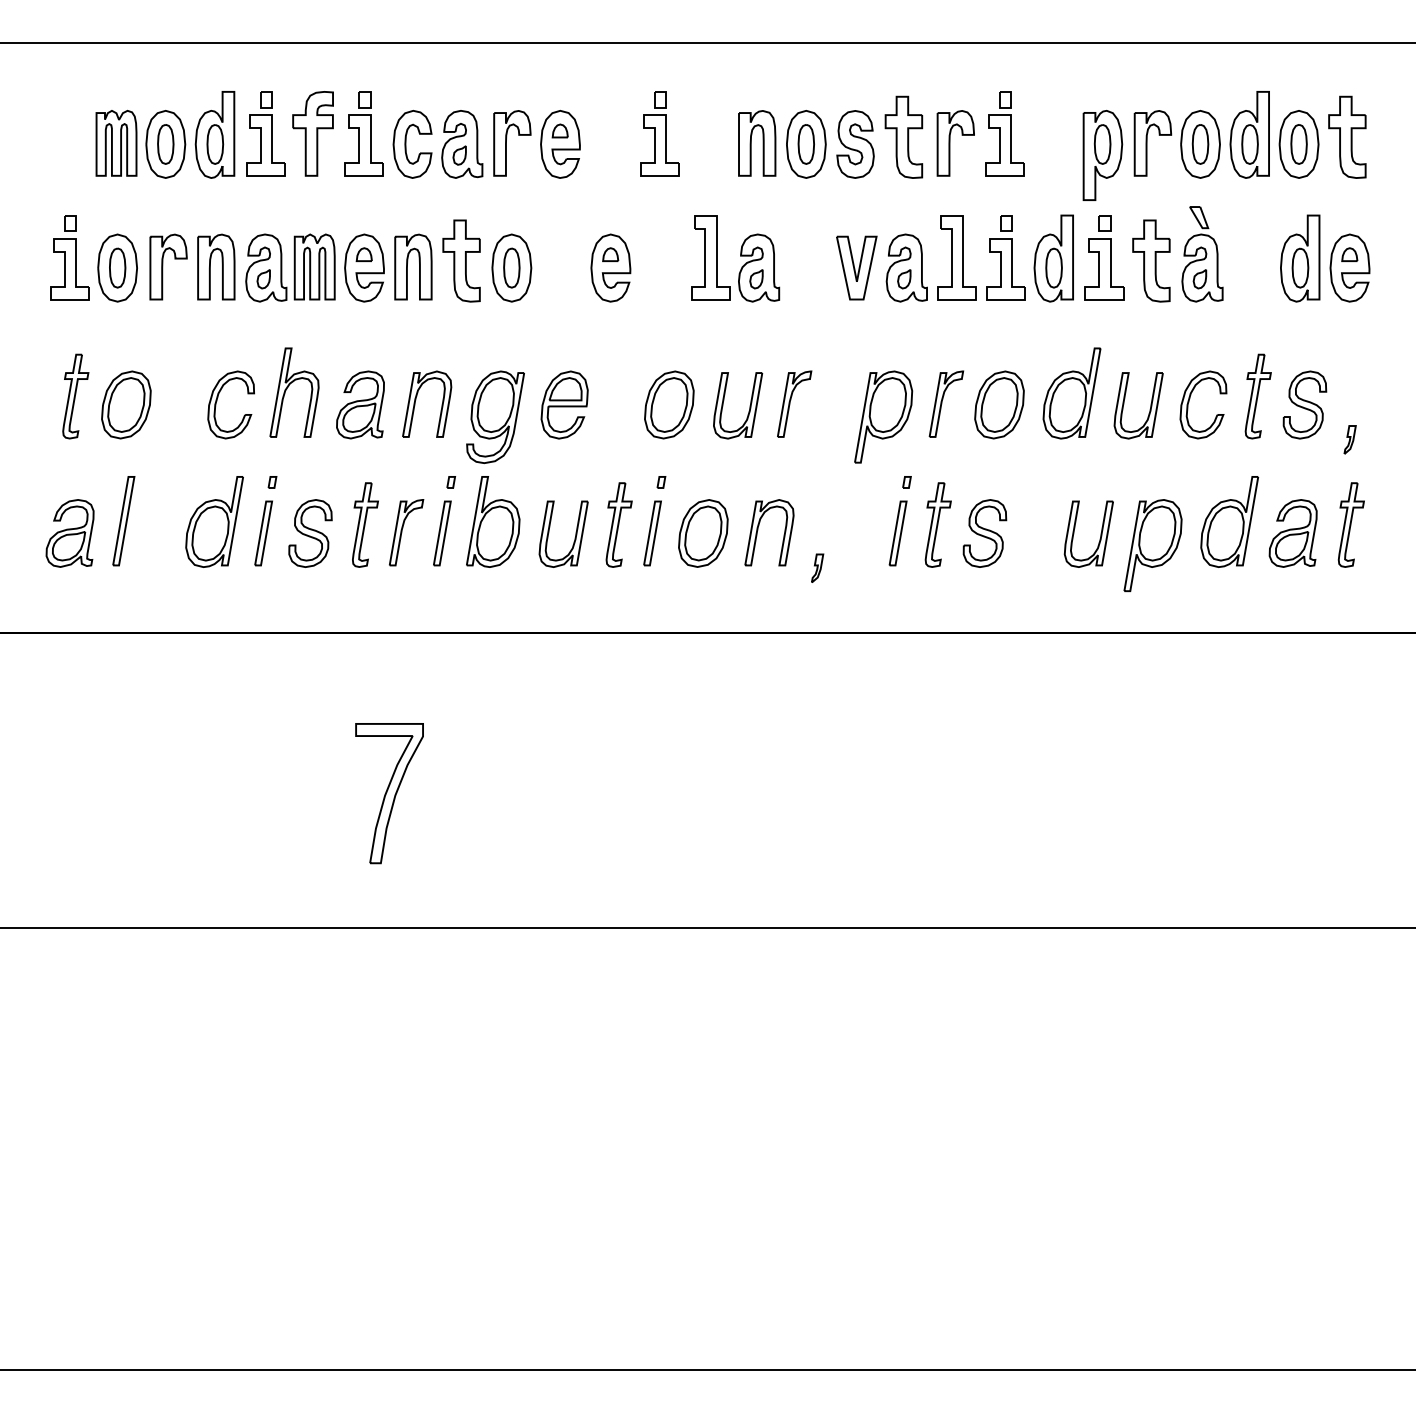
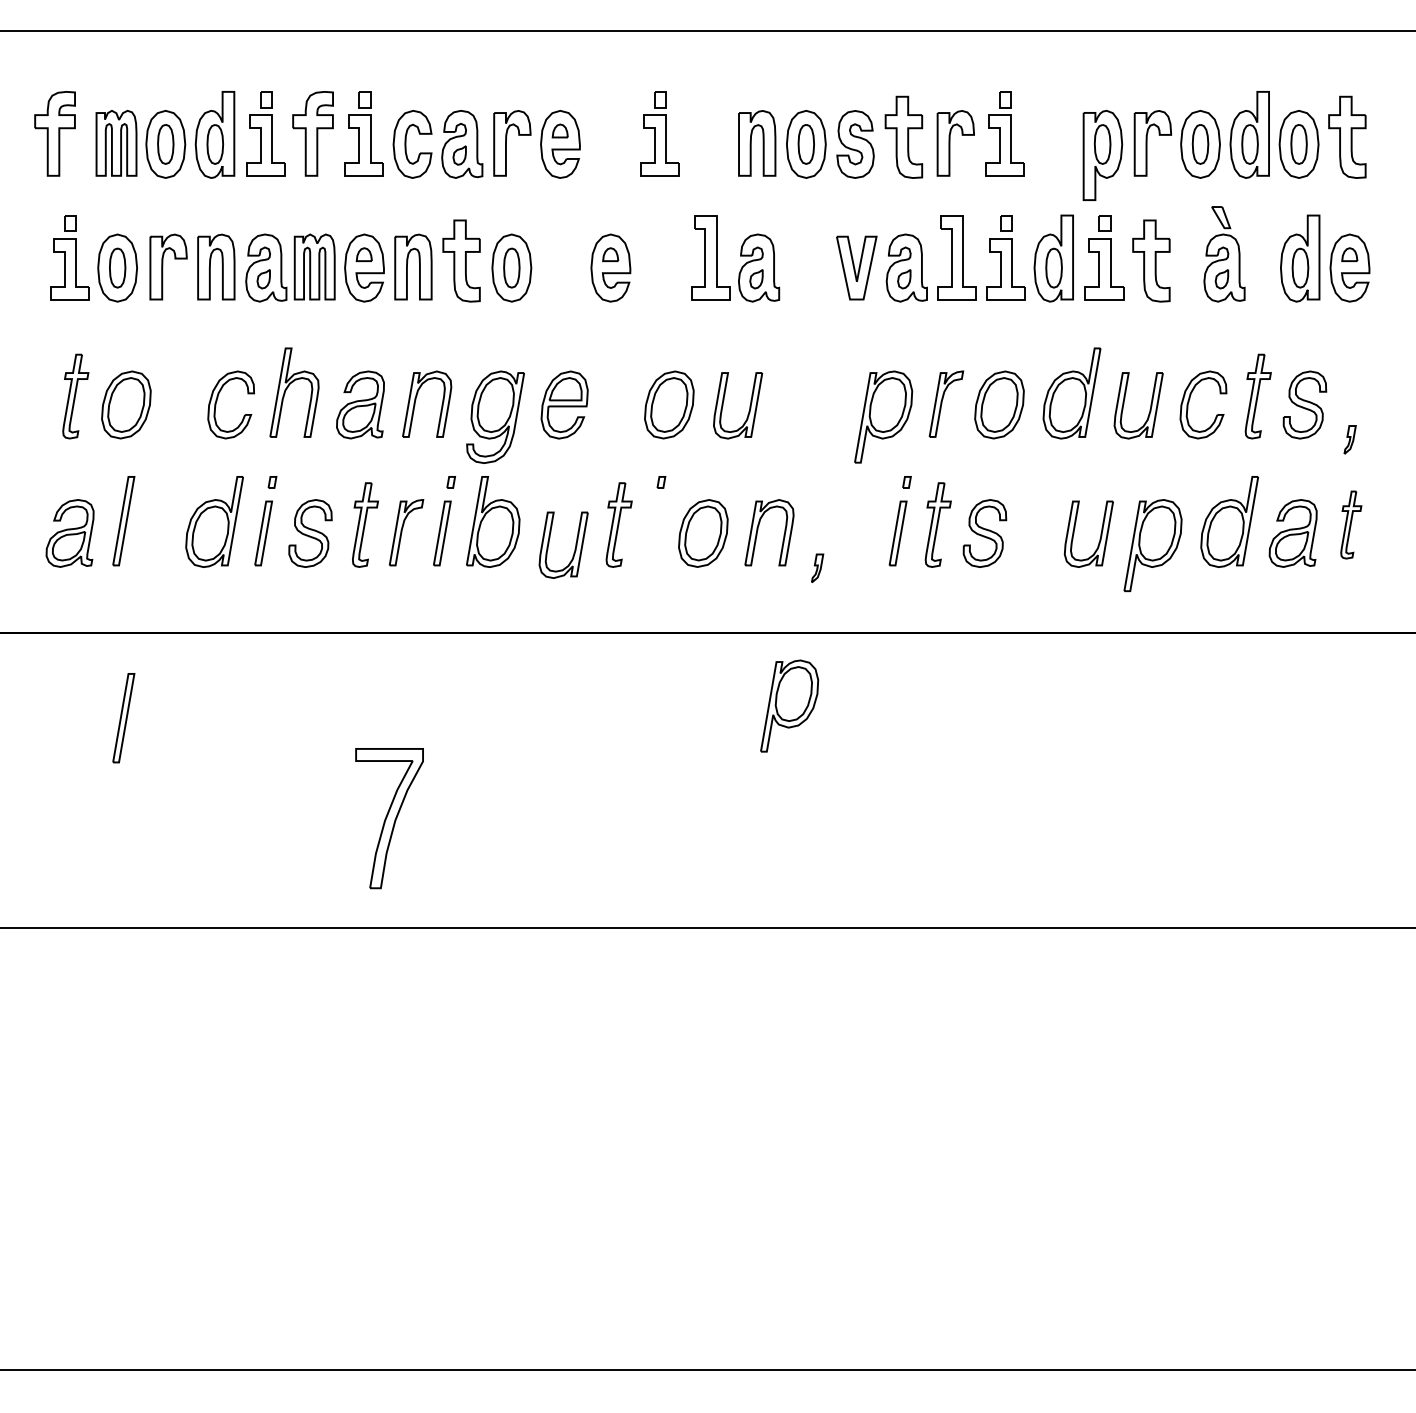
line position: (707, 42) -> (707, 30) (707, 30)
part: none -> present (54, 133)
part position: (1202, 254) -> (1224, 254) (1224, 254)
part: present -> none (794, 403)
part size: 28x86 px -> 23x70 px (1351, 524)
part: present -> none (652, 533)
part position: (574, 537) -> (574, 548) (574, 548)
part: none -> present (789, 705)
part: none -> present (123, 718)
part position: (389, 793) -> (389, 818) (389, 818)
